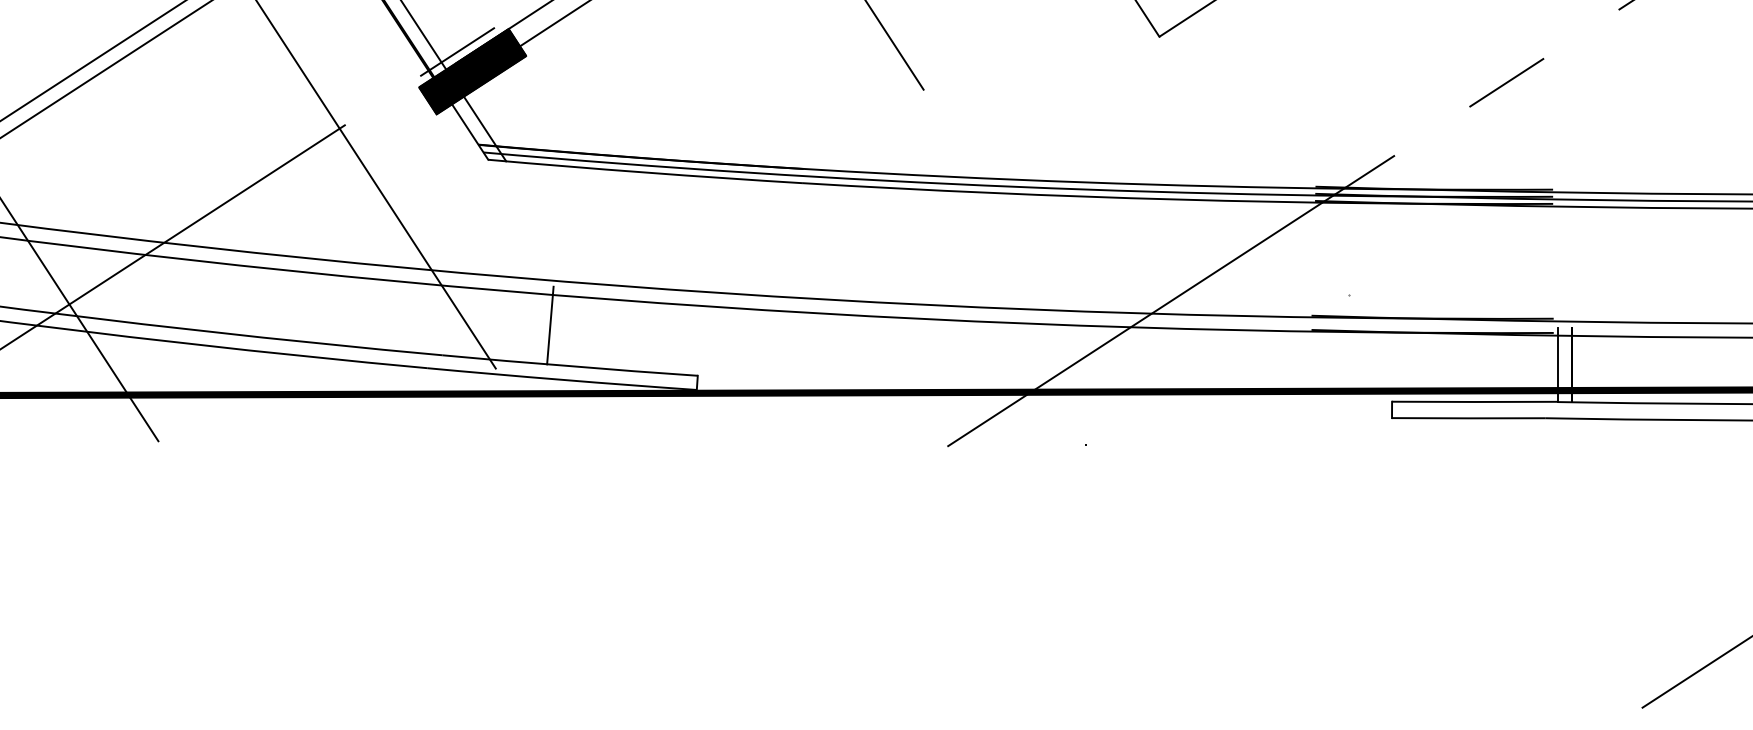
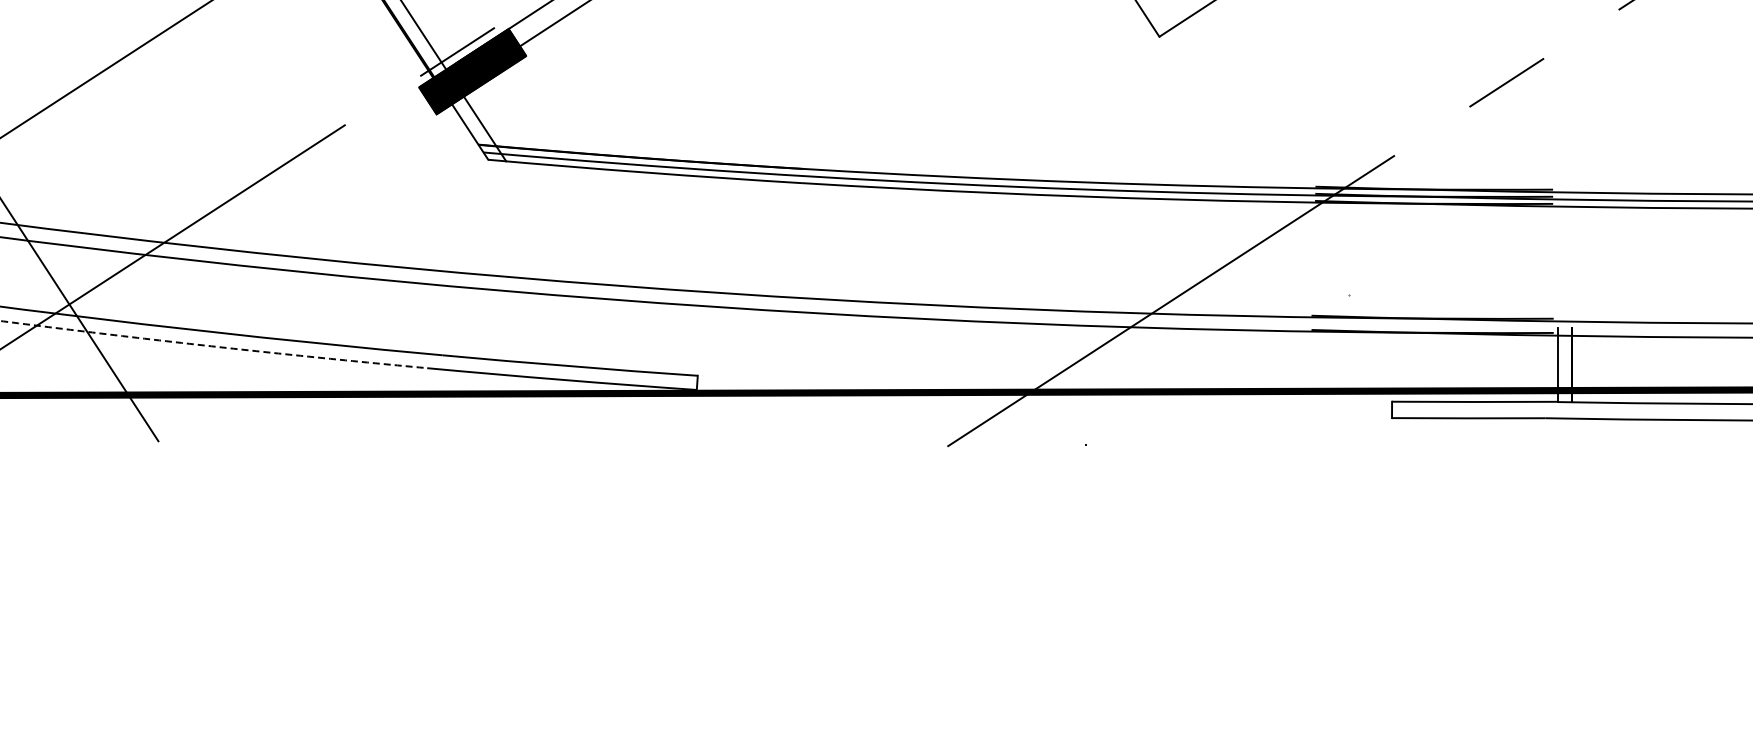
line: present -> none (895, 46)
line: present -> none (92, 60)
line: present -> none (376, 185)
line: present -> none (550, 325)
arc: solid -> dashed (212, 346)
line: present -> none (1695, 672)
